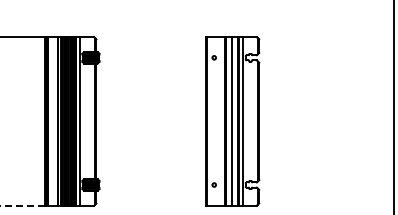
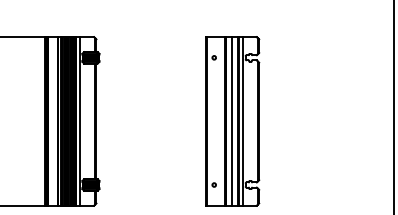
line: dashed -> solid (22, 206)
